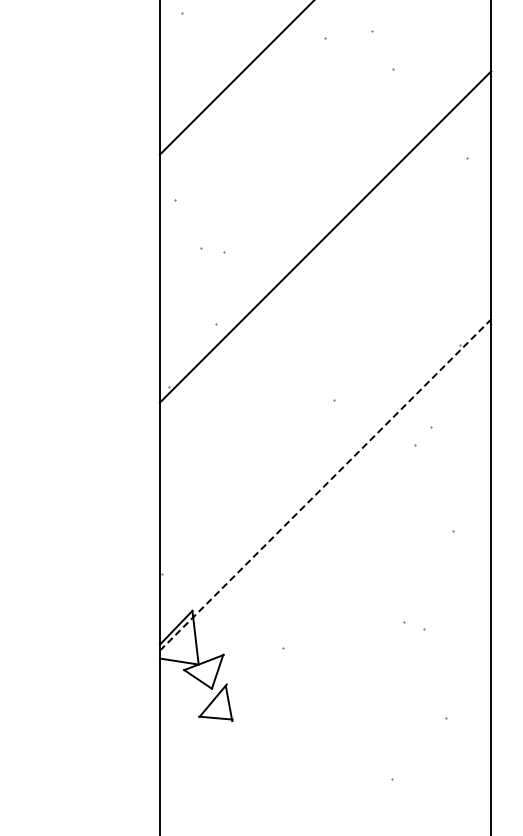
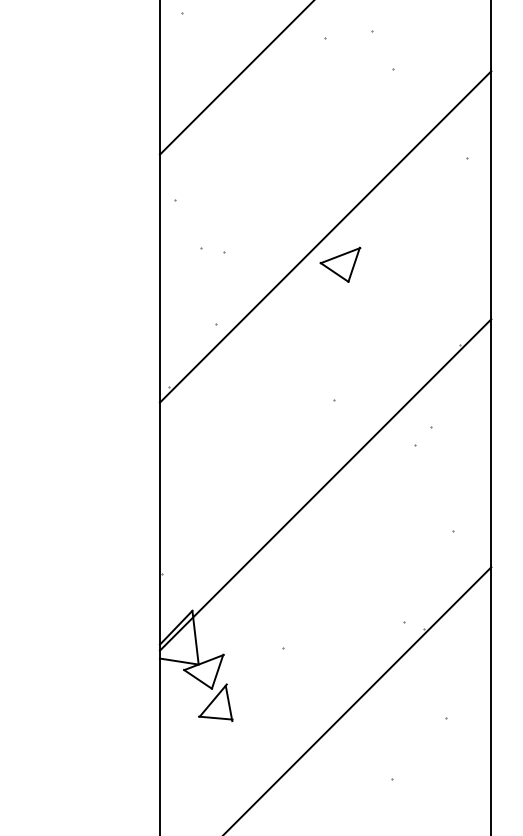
part: none -> present (340, 264)
line: dashed -> solid (325, 484)
line: none -> present (358, 699)
